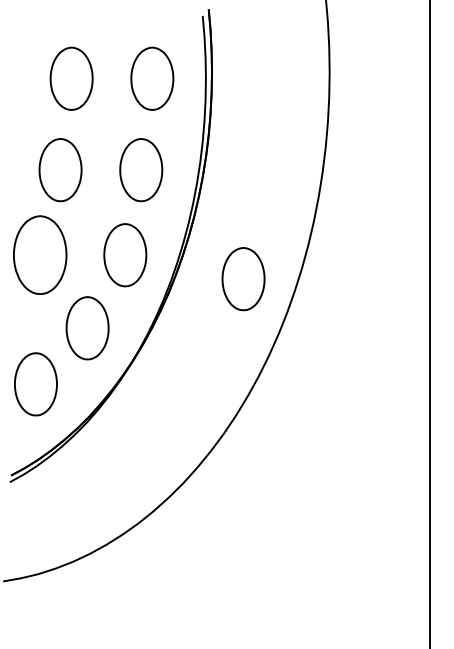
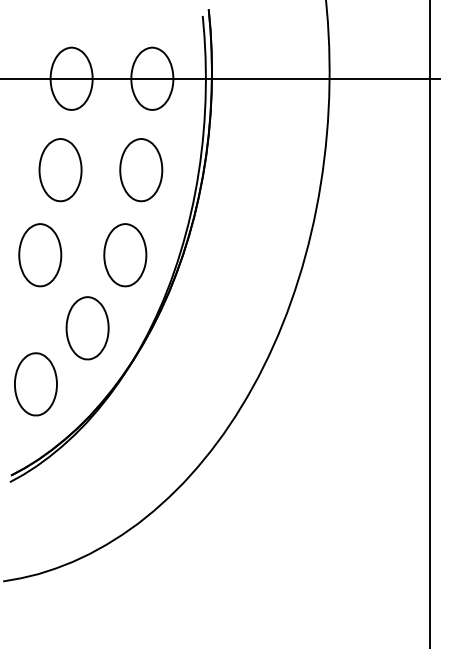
line: none -> present (221, 78)
part size: 55x80 px -> 45x65 px (40, 255)
part: present -> none (243, 279)
